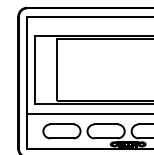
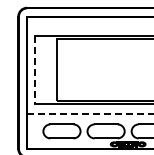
line: solid -> dashed (35, 69)
line: solid -> dashed (90, 114)
